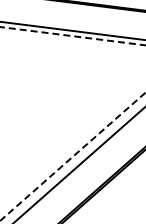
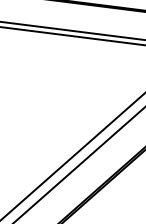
line: dashed -> solid (73, 36)
line: dashed -> solid (73, 156)
